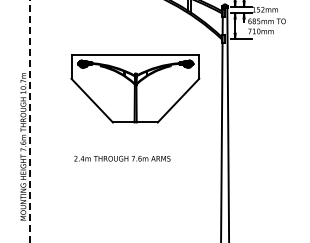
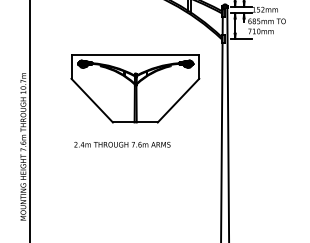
line: dashed -> solid (30, 121)
text position: (122, 158) -> (122, 144) (122, 144)
